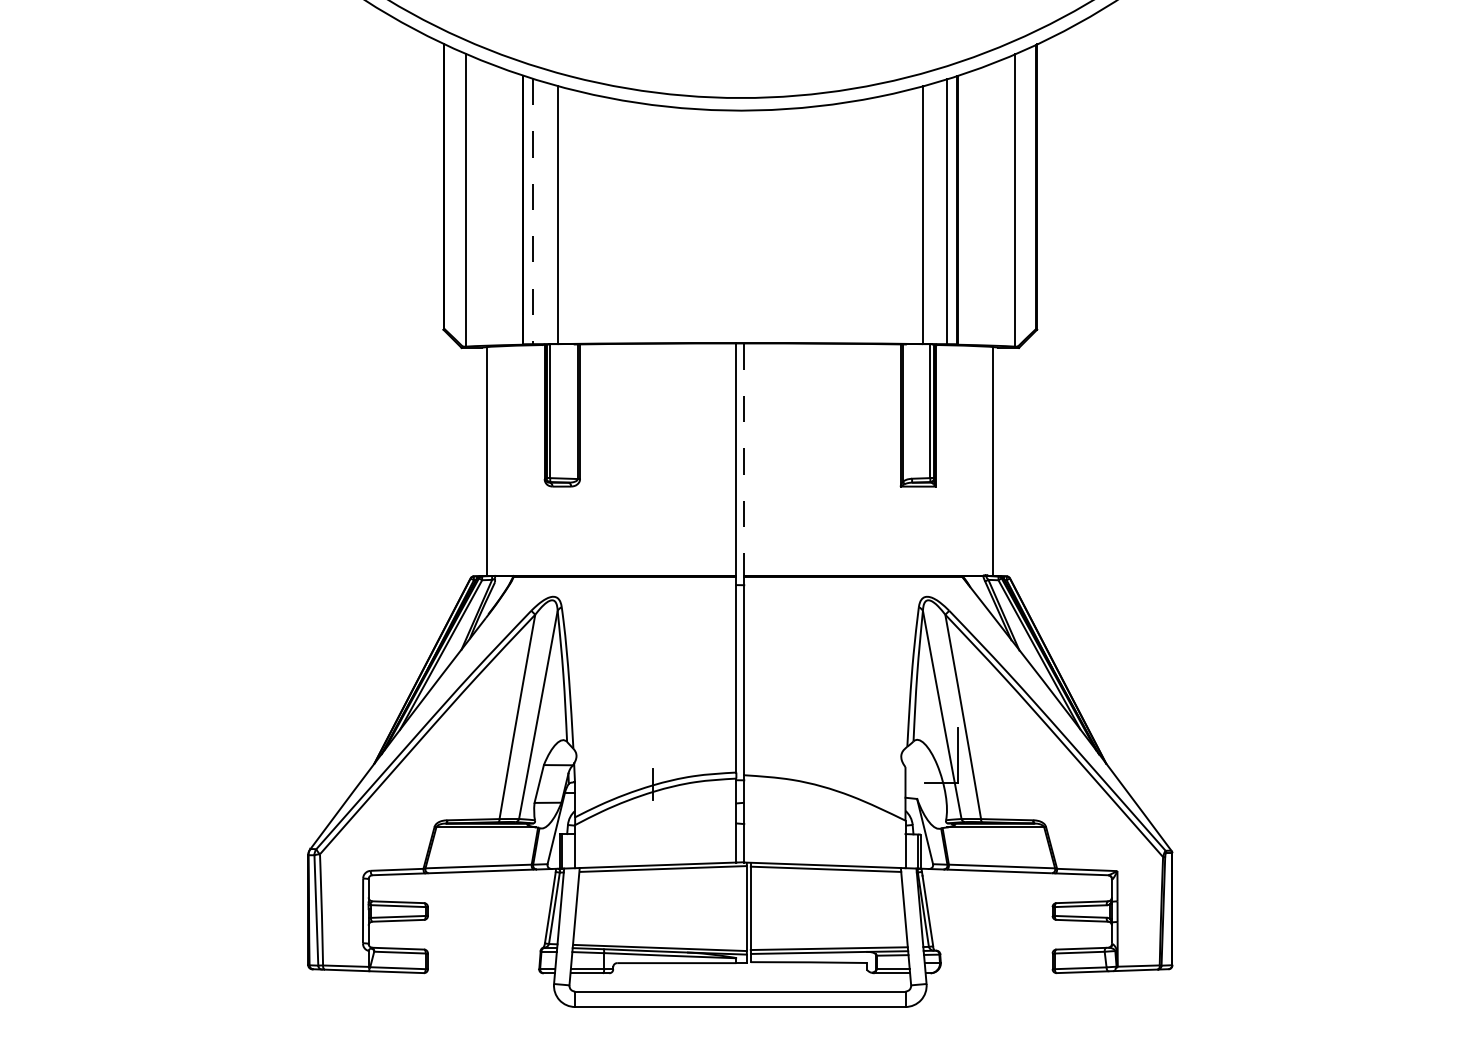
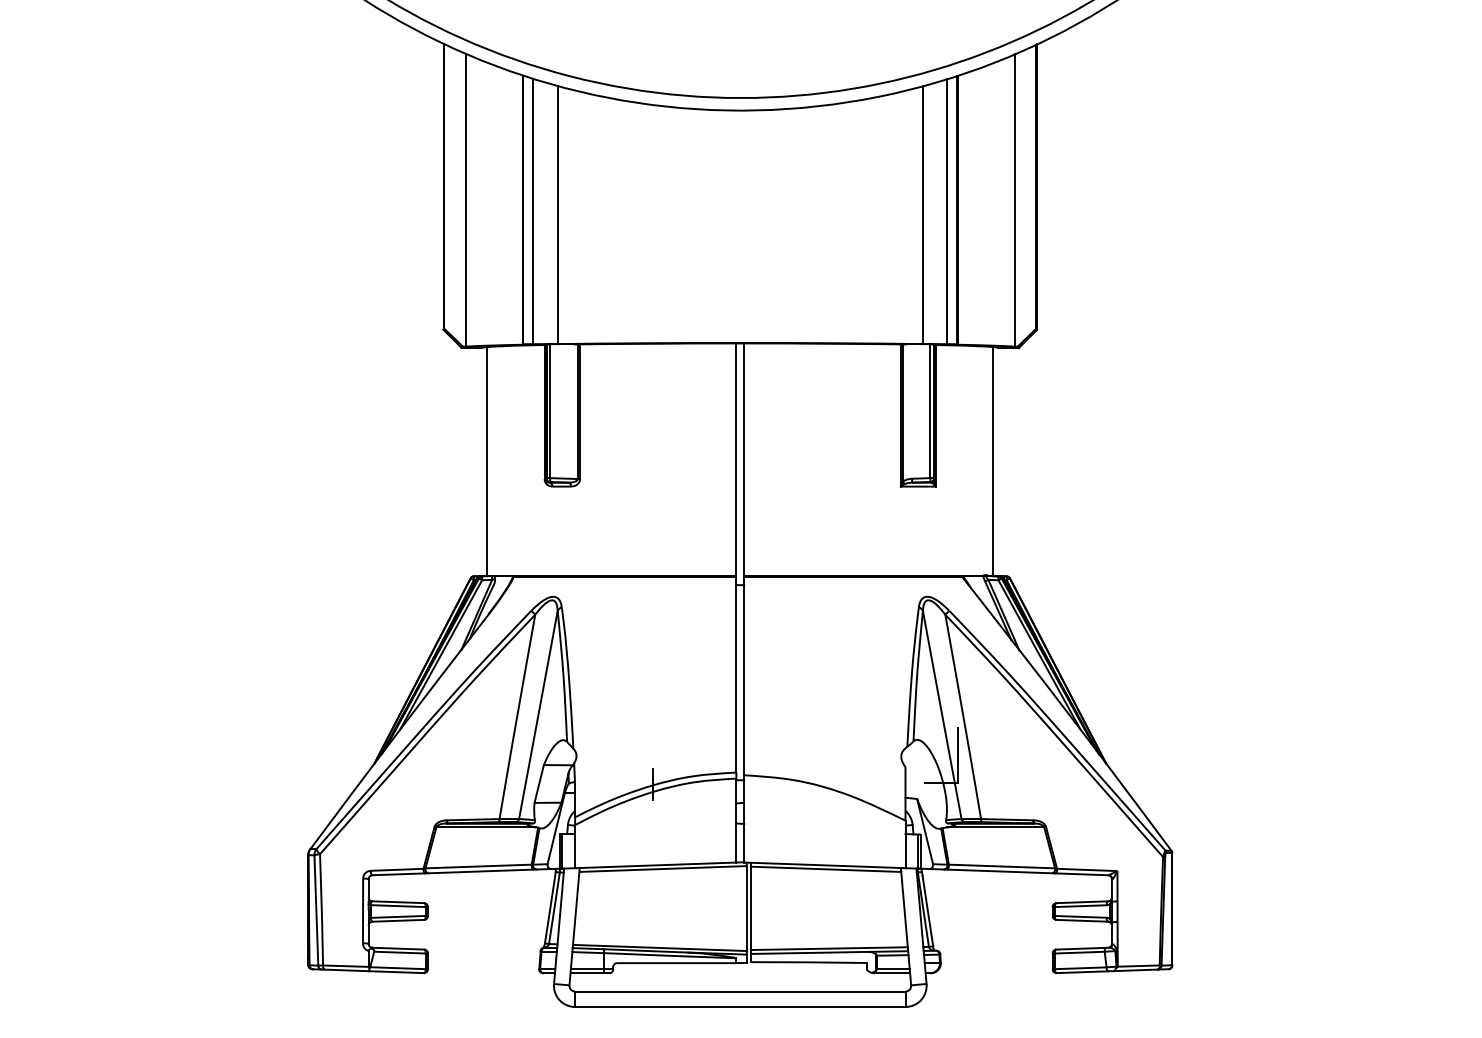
line: dashed -> solid (533, 211)
line: dashed -> solid (744, 460)
